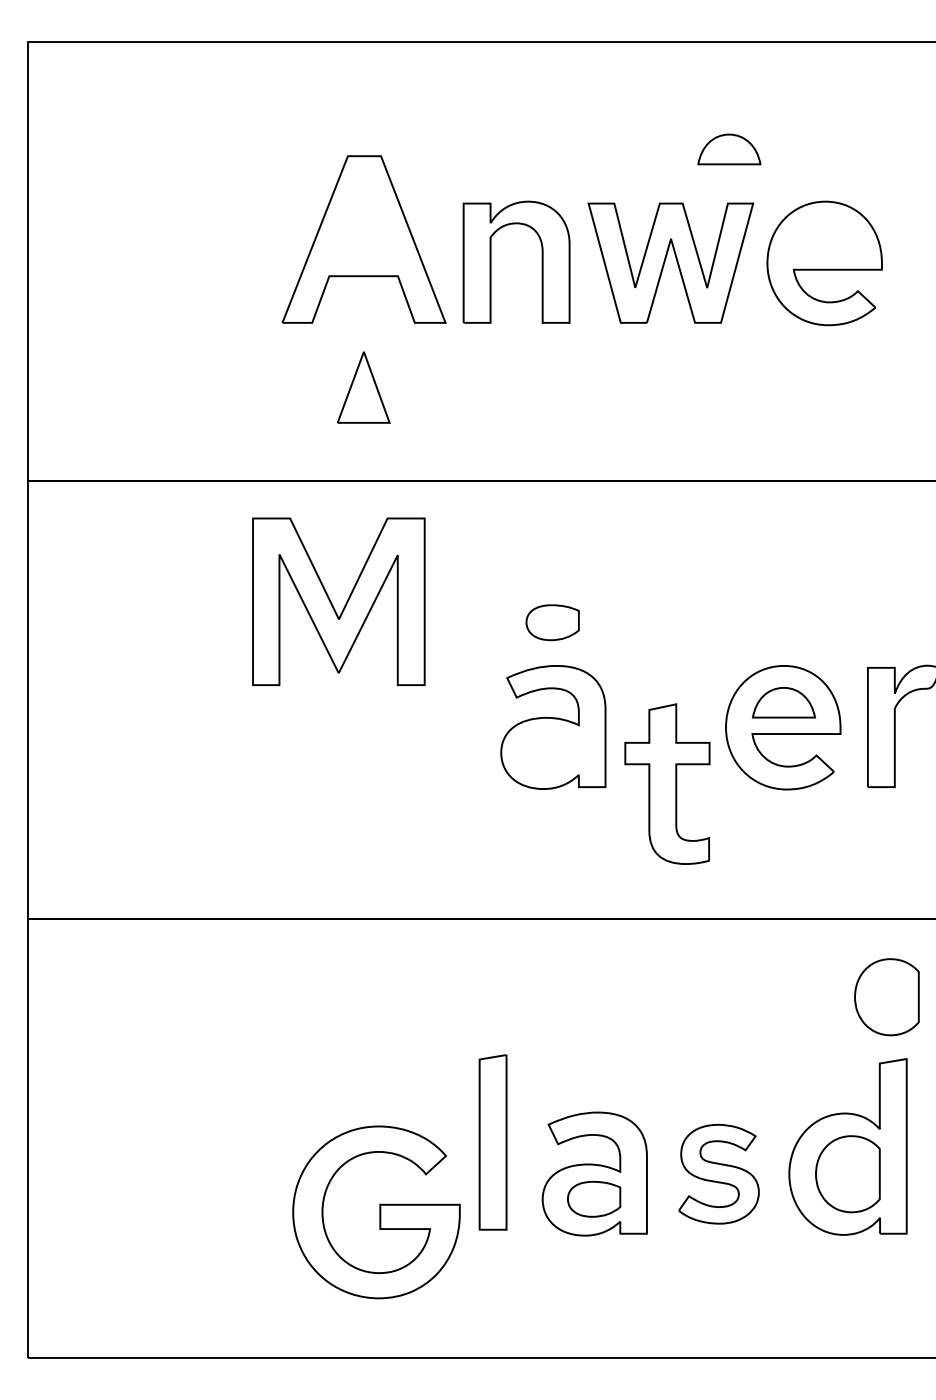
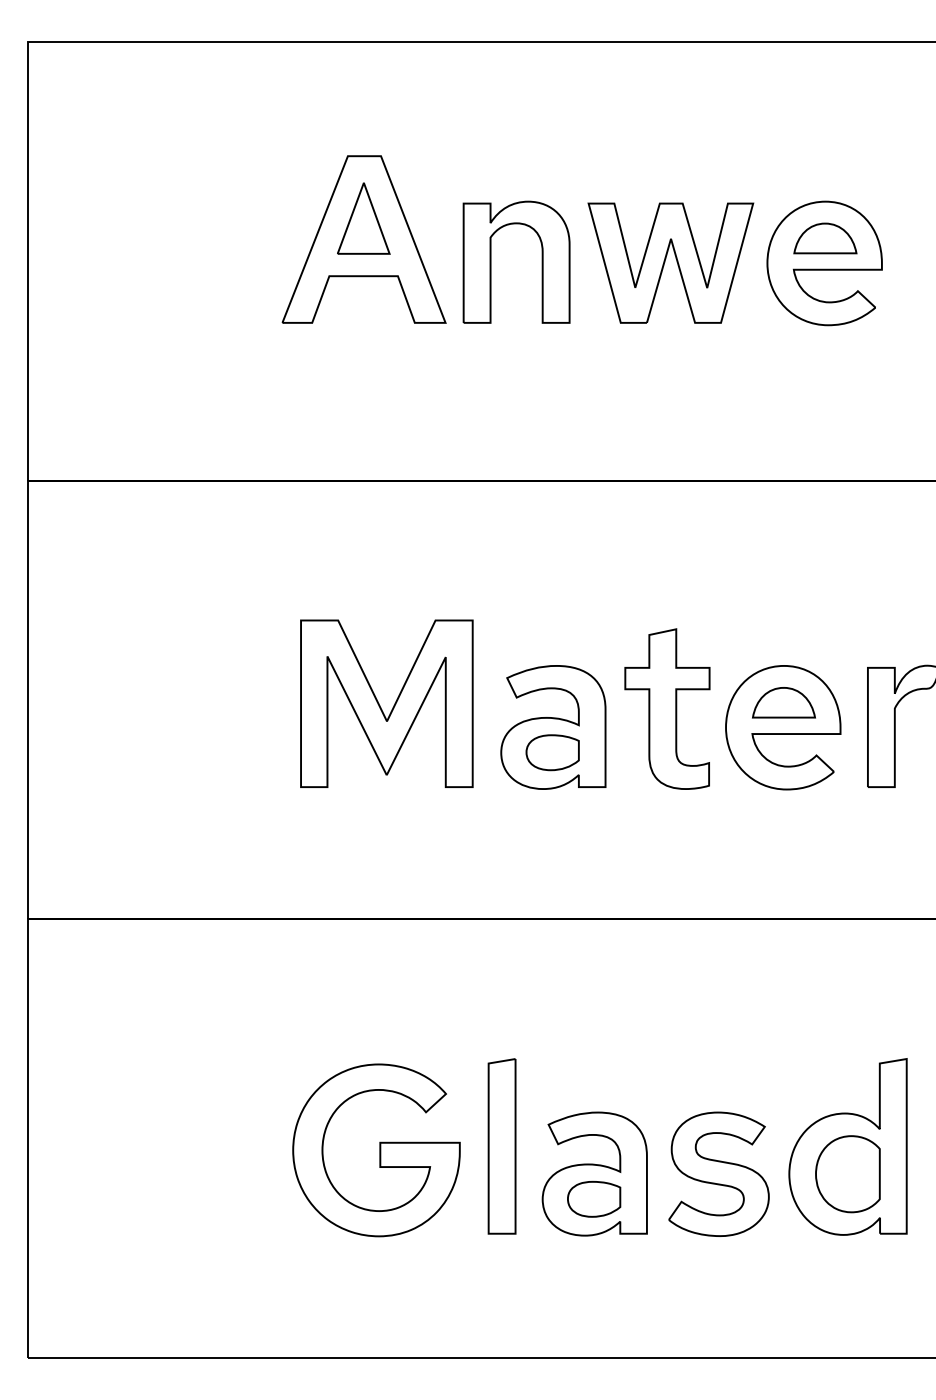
part position: (729, 149) -> (825, 238) (825, 238)
part position: (363, 387) -> (363, 218) (363, 218)
part position: (332, 603) -> (380, 705) (380, 705)
part position: (552, 622) -> (552, 752) (552, 752)
part position: (667, 783) -> (667, 708) (667, 708)
part: present -> none (886, 997)
part position: (492, 1142) -> (501, 1146) (501, 1146)
part size: 82x101 px -> 102x126 px (718, 1173)
part position: (376, 1212) -> (376, 1150) (376, 1150)
